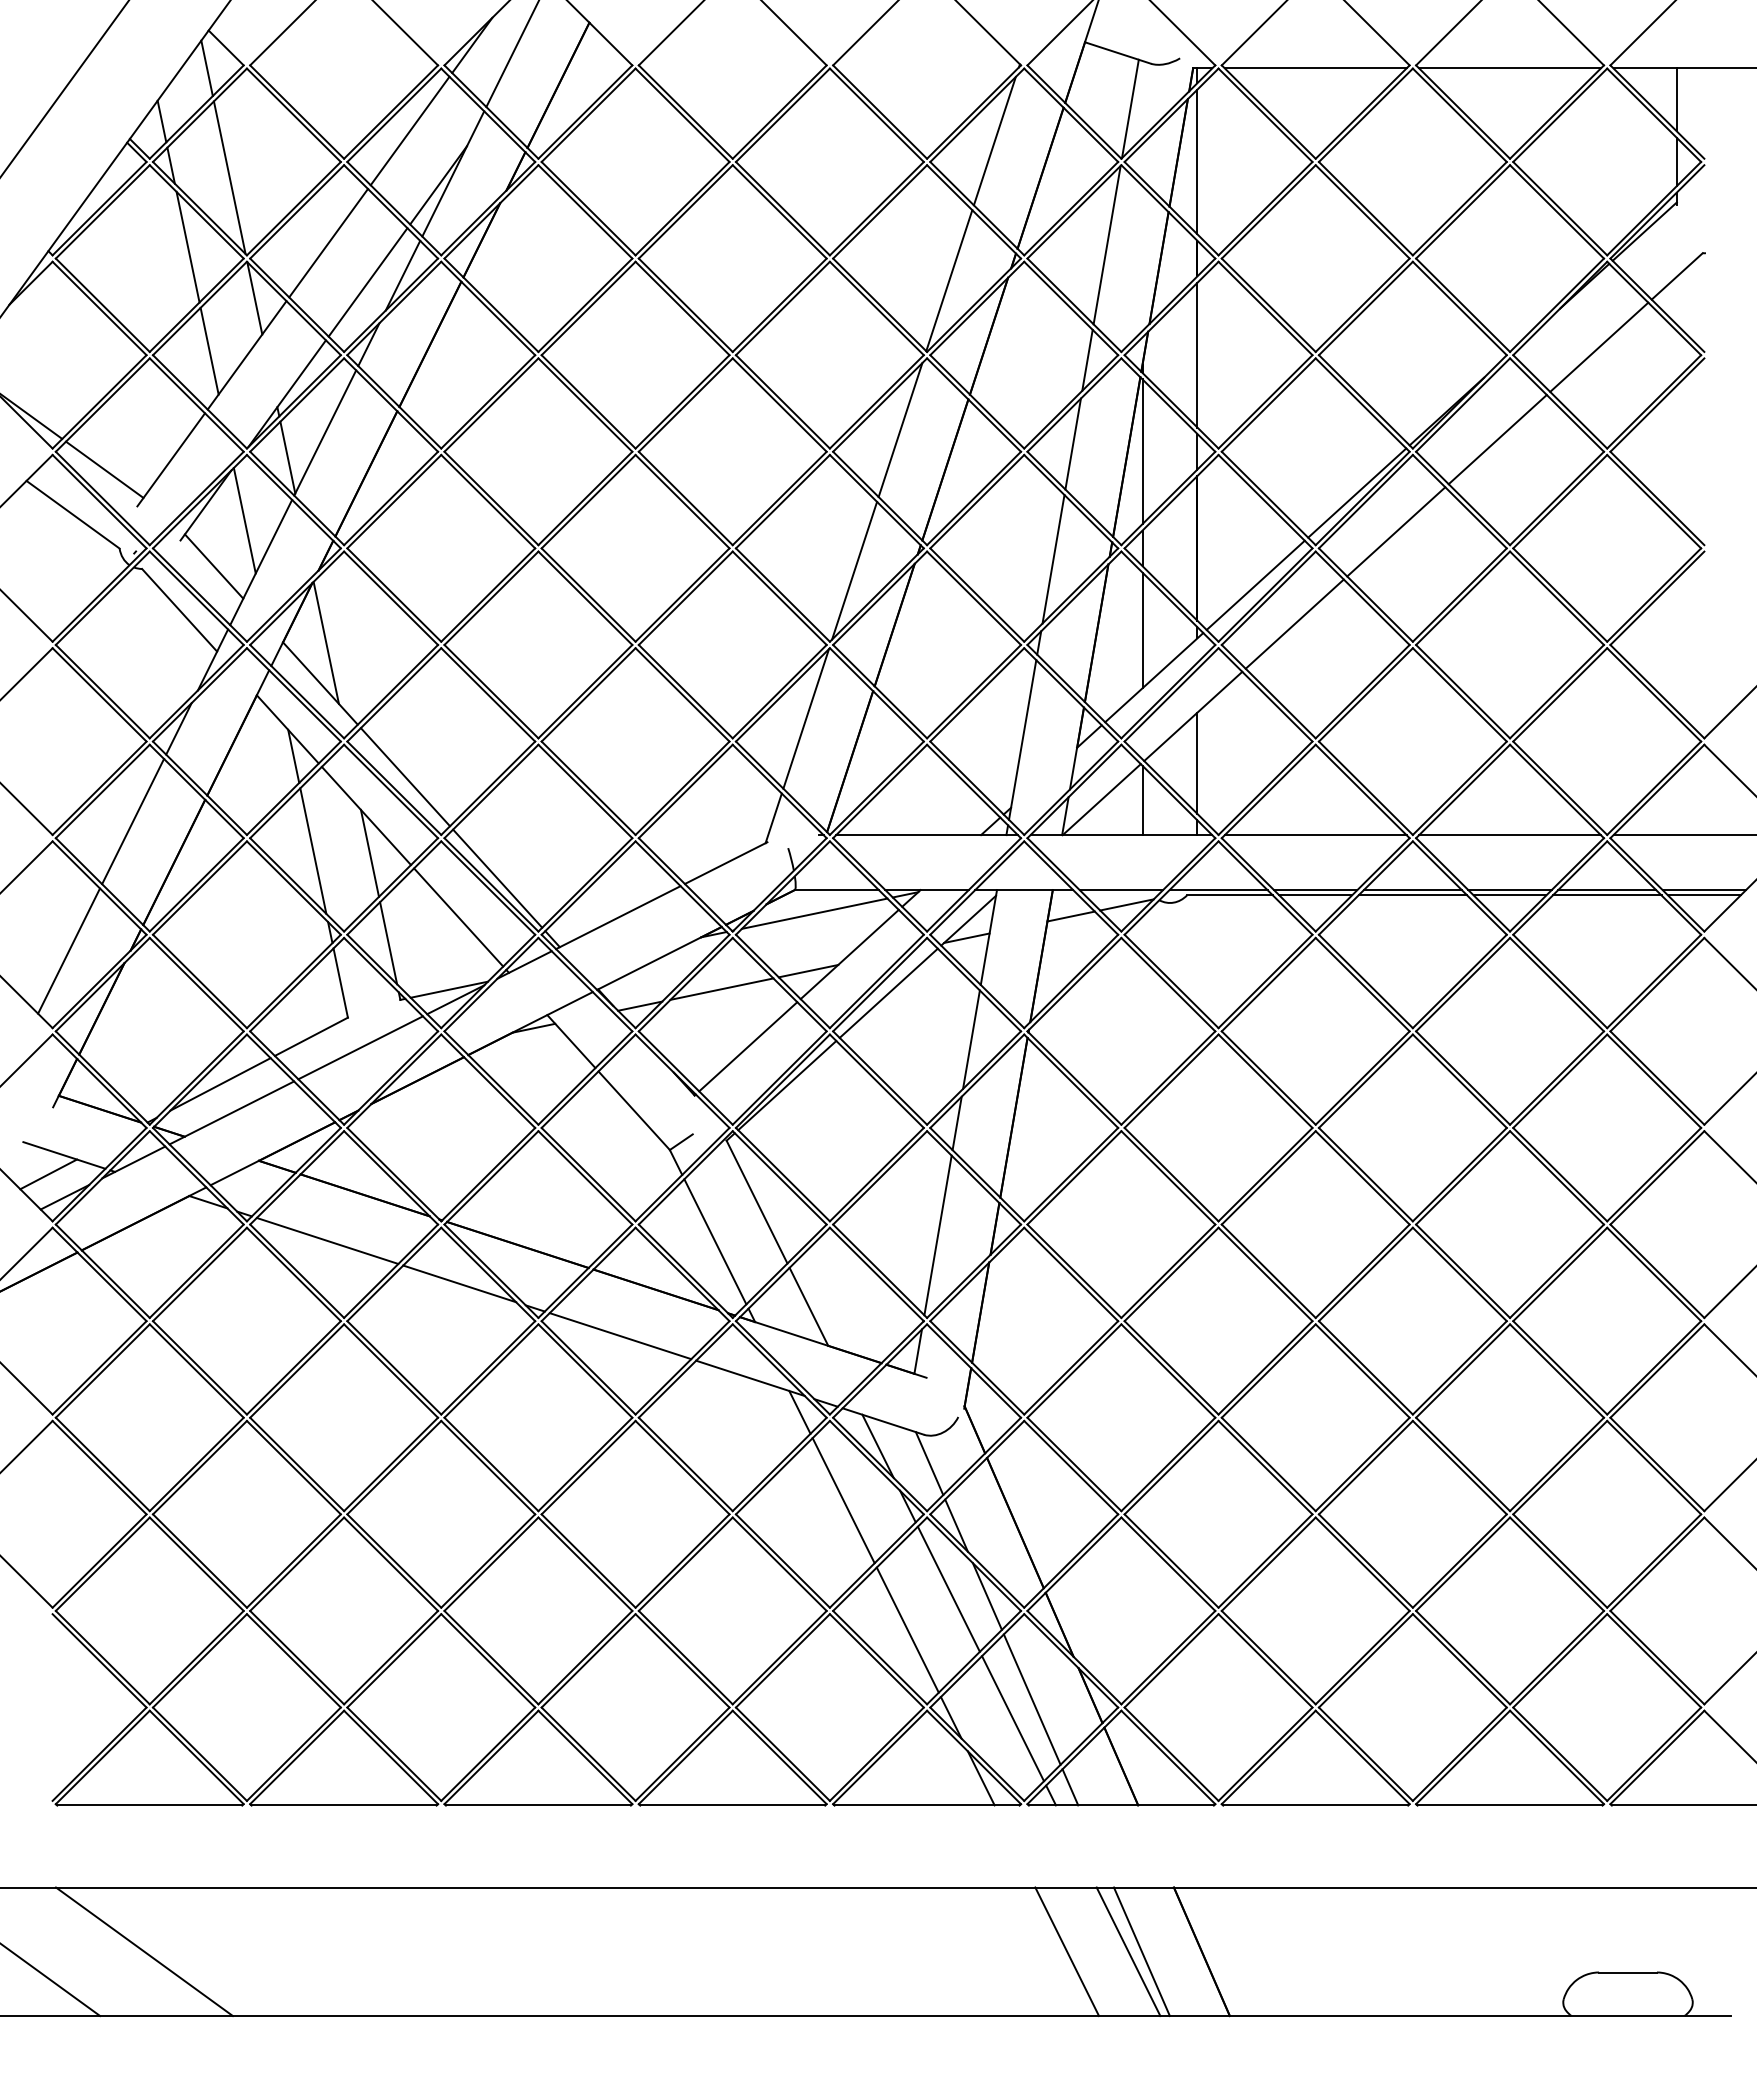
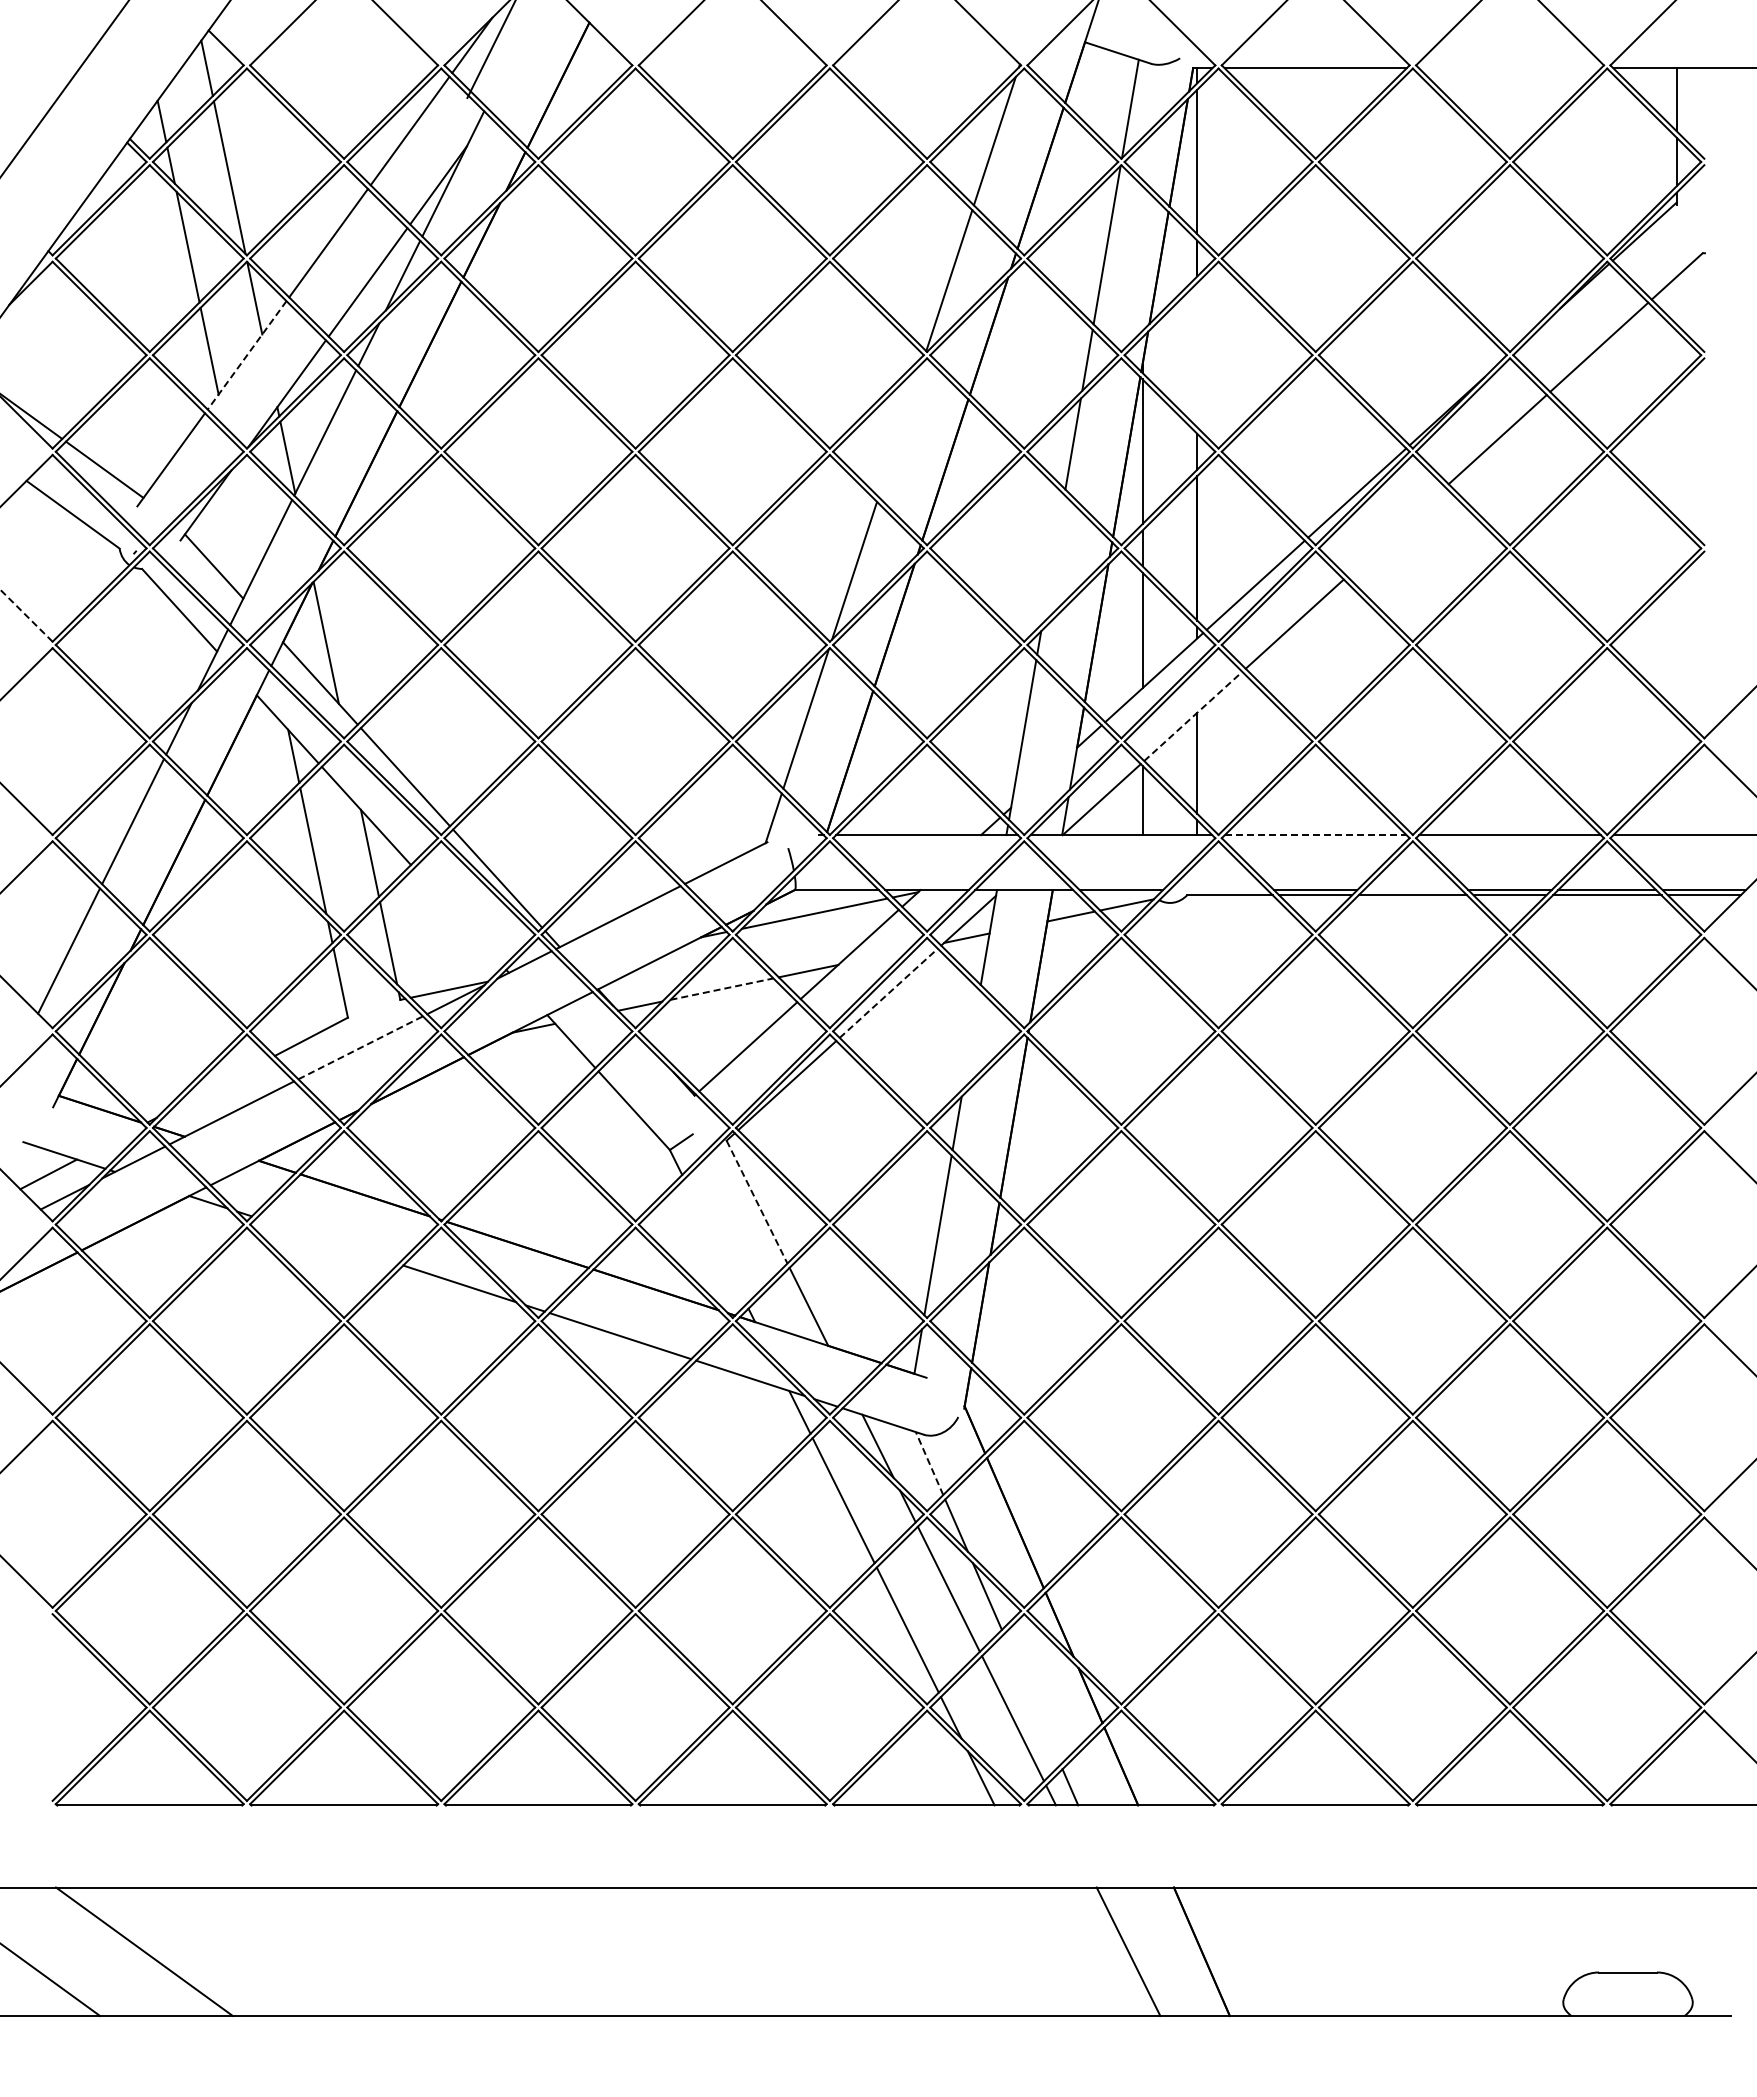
line position: (512, 54) -> (490, 50) (490, 50)
line: present -> none (1509, 68)
line: present -> none (1197, 354)
line: solid -> dashed (246, 355)
line: present -> none (900, 430)
line: present -> none (244, 520)
line: present -> none (1396, 531)
line: present -> none (1053, 559)
line: solid -> dashed (26, 615)
line: solid -> dashed (1193, 716)
line: solid -> dashed (1315, 835)
line: present -> none (1218, 890)
line: present -> none (1412, 890)
line: present -> none (458, 917)
line: solid -> dashed (721, 989)
line: solid -> dashed (889, 992)
line: present -> none (971, 1039)
line: solid -> dashed (360, 1047)
line: present -> none (220, 1084)
line: solid -> dashed (757, 1202)
line: present -> none (327, 1240)
line: present -> none (715, 1241)
line: solid -> dashed (929, 1463)
line: present -> none (1031, 1699)
line: present -> none (1067, 1951)
line: present -> none (1141, 1951)
